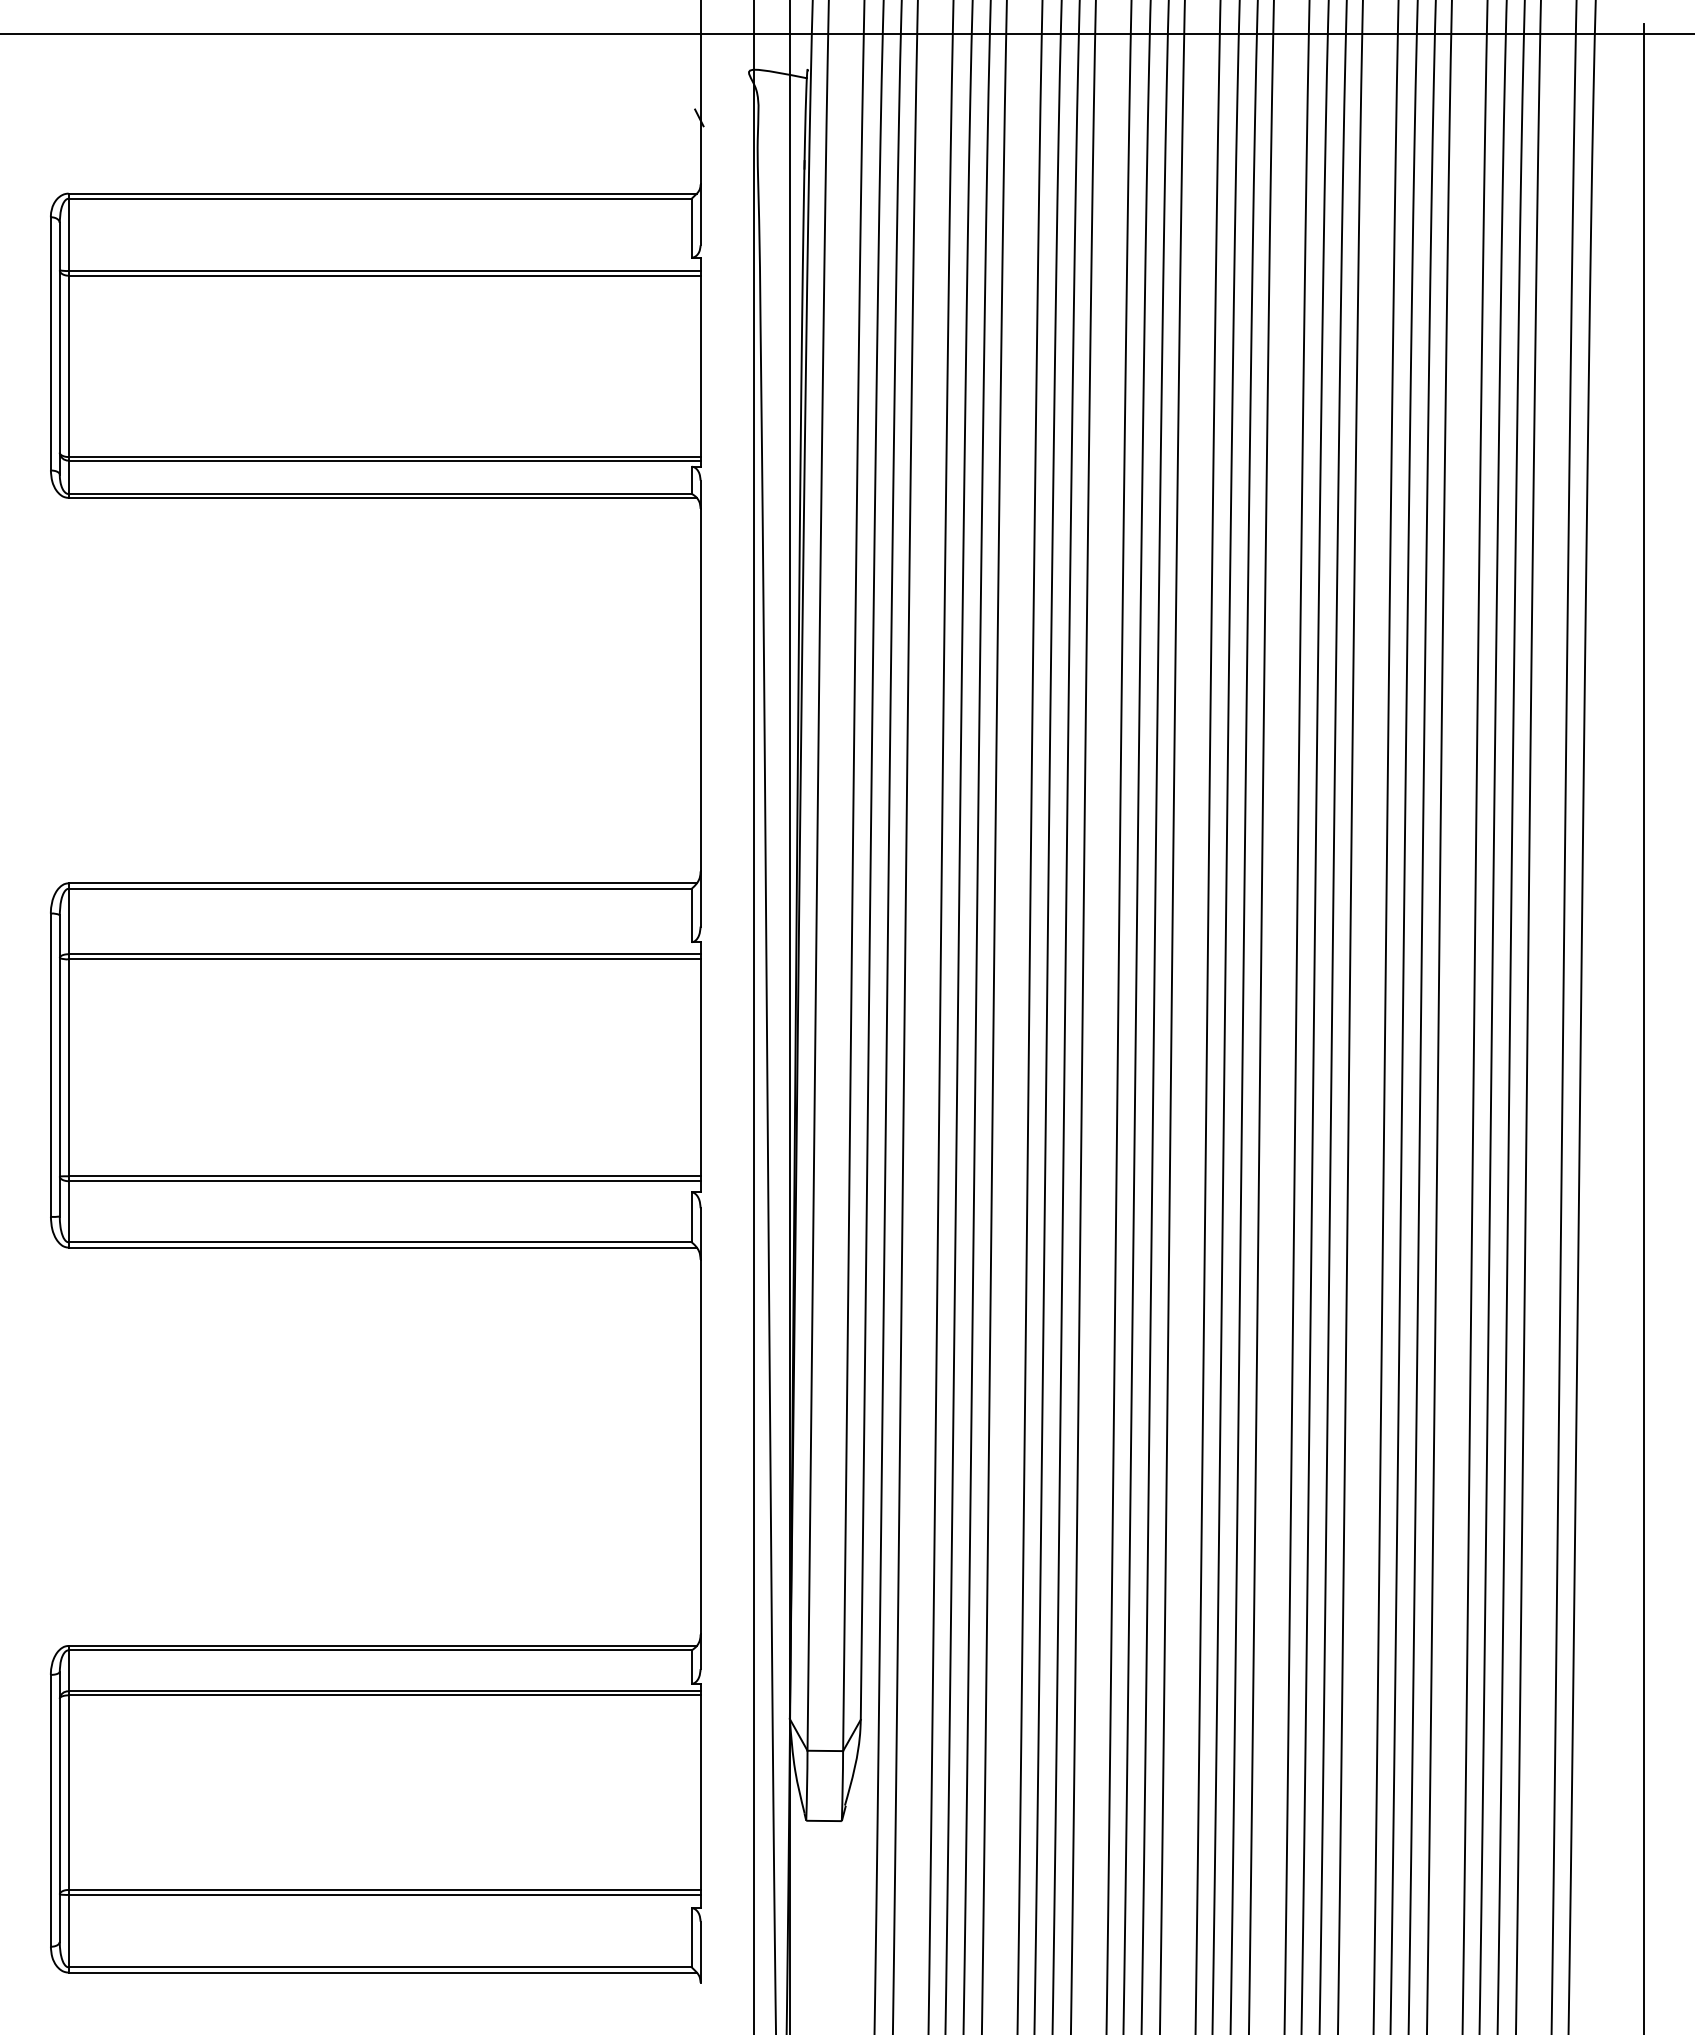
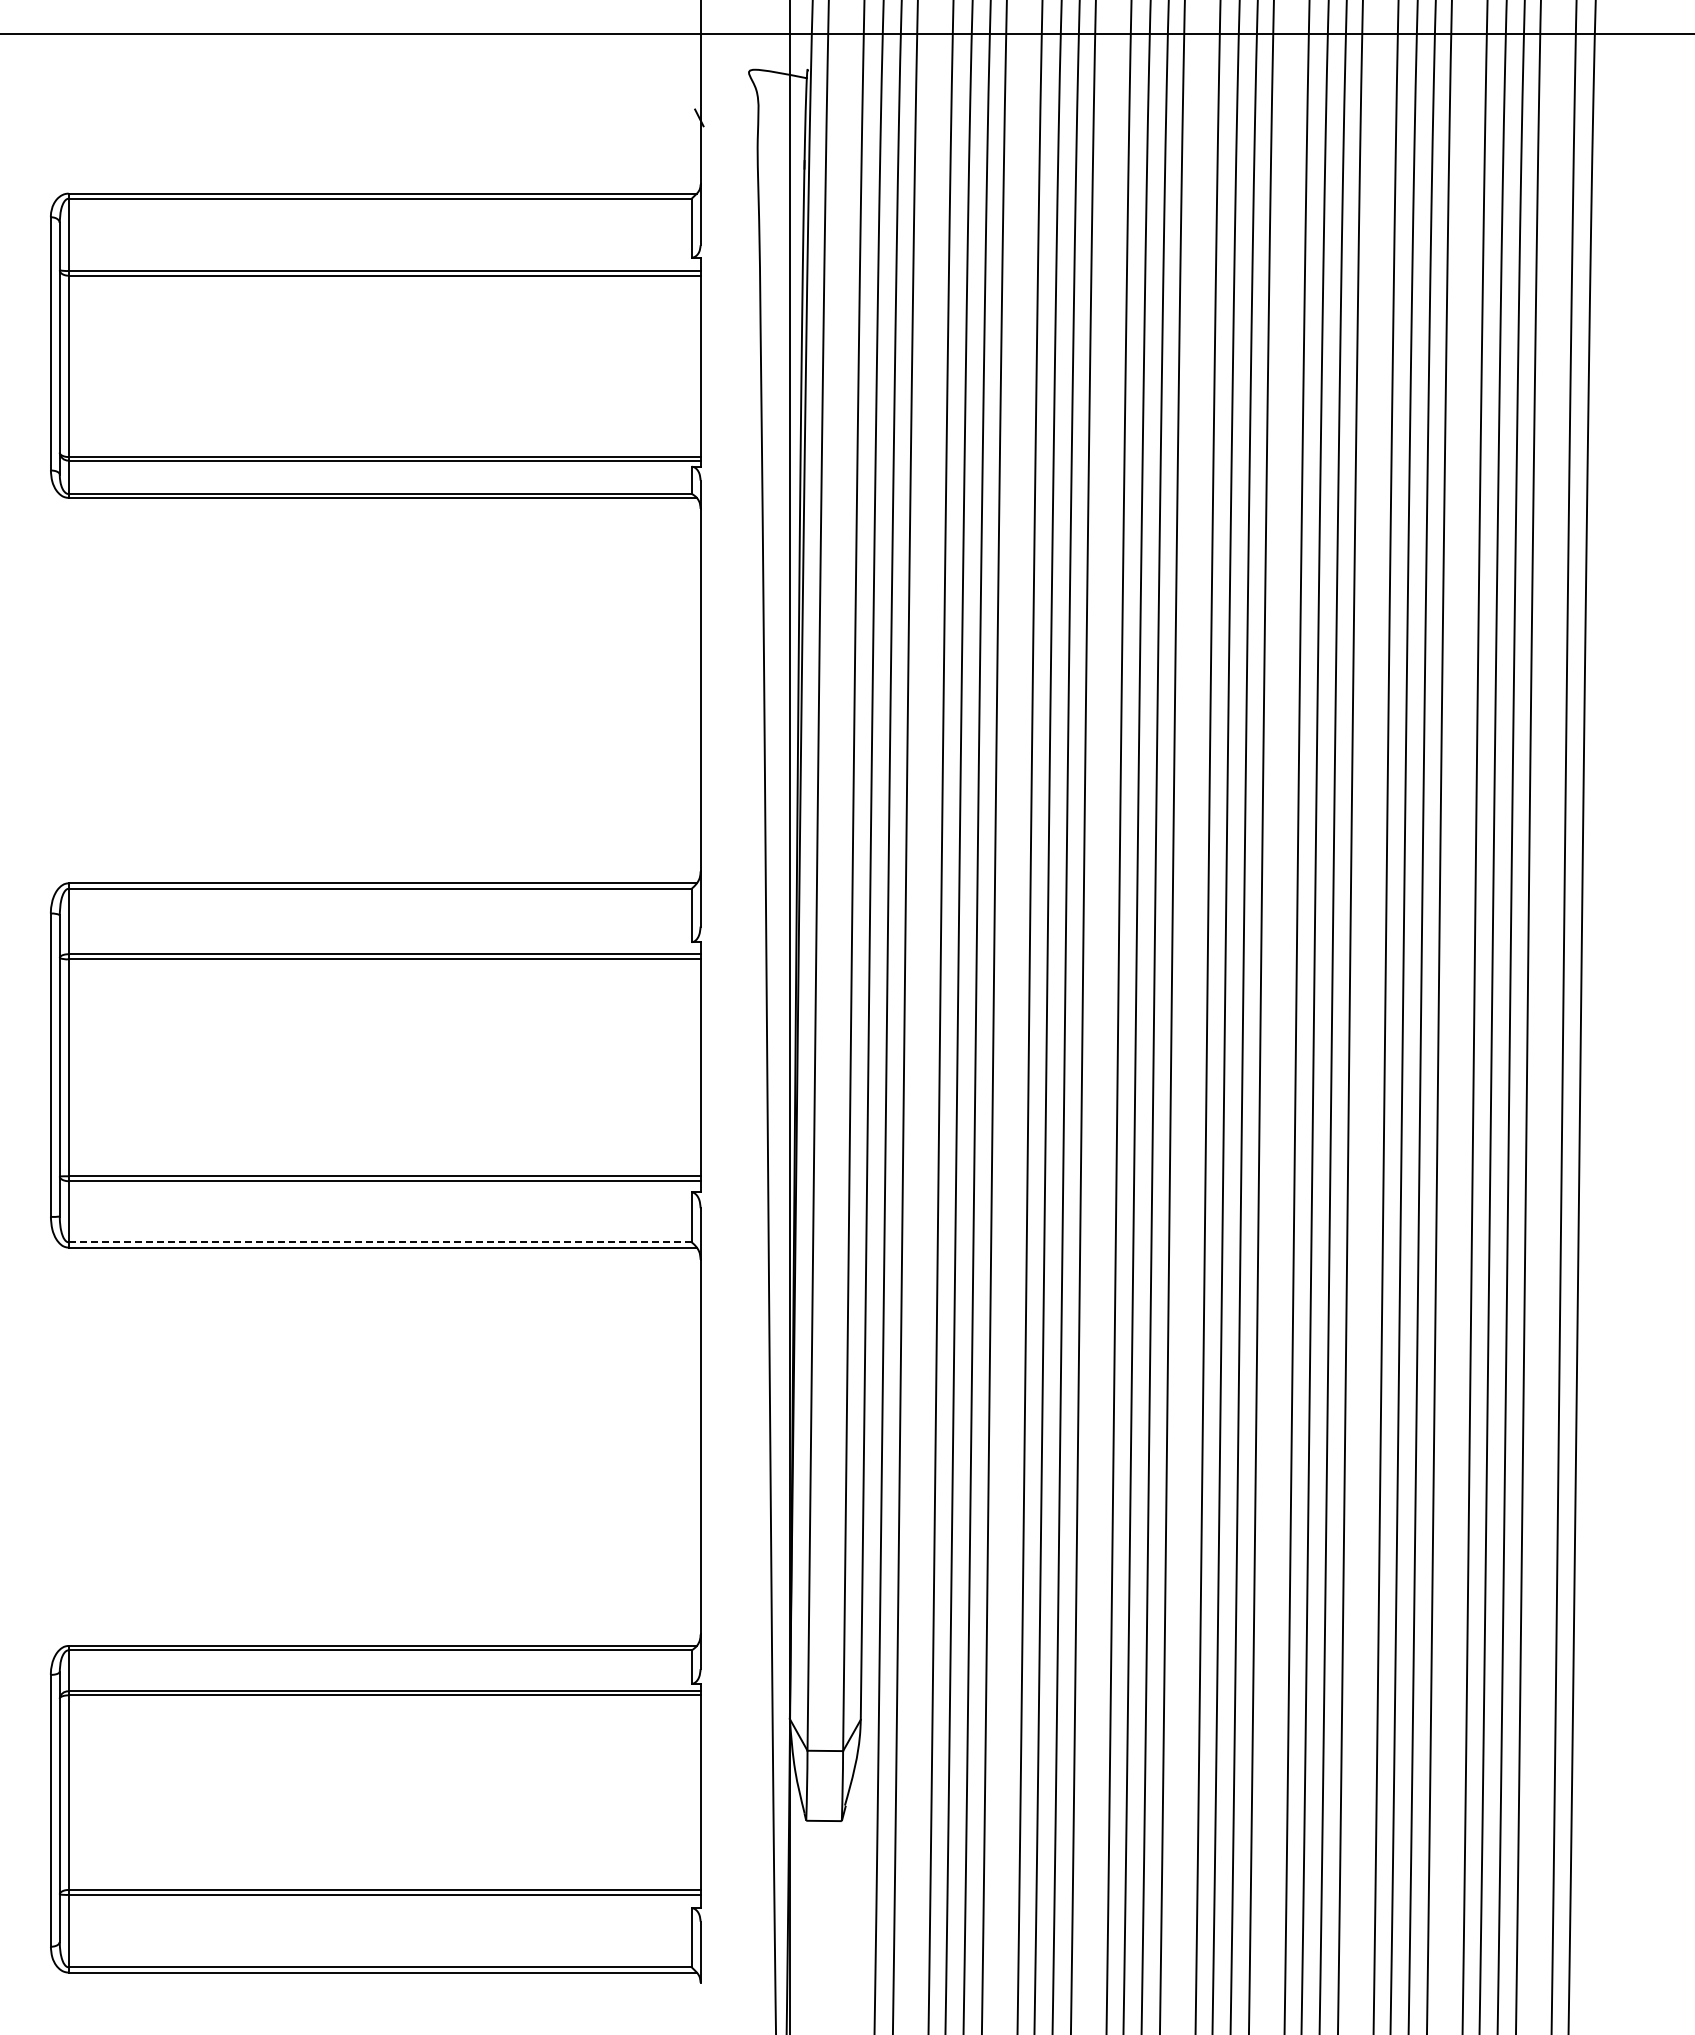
line: present -> none (754, 1016)
line: present -> none (1644, 1027)
line: solid -> dashed (380, 1242)
